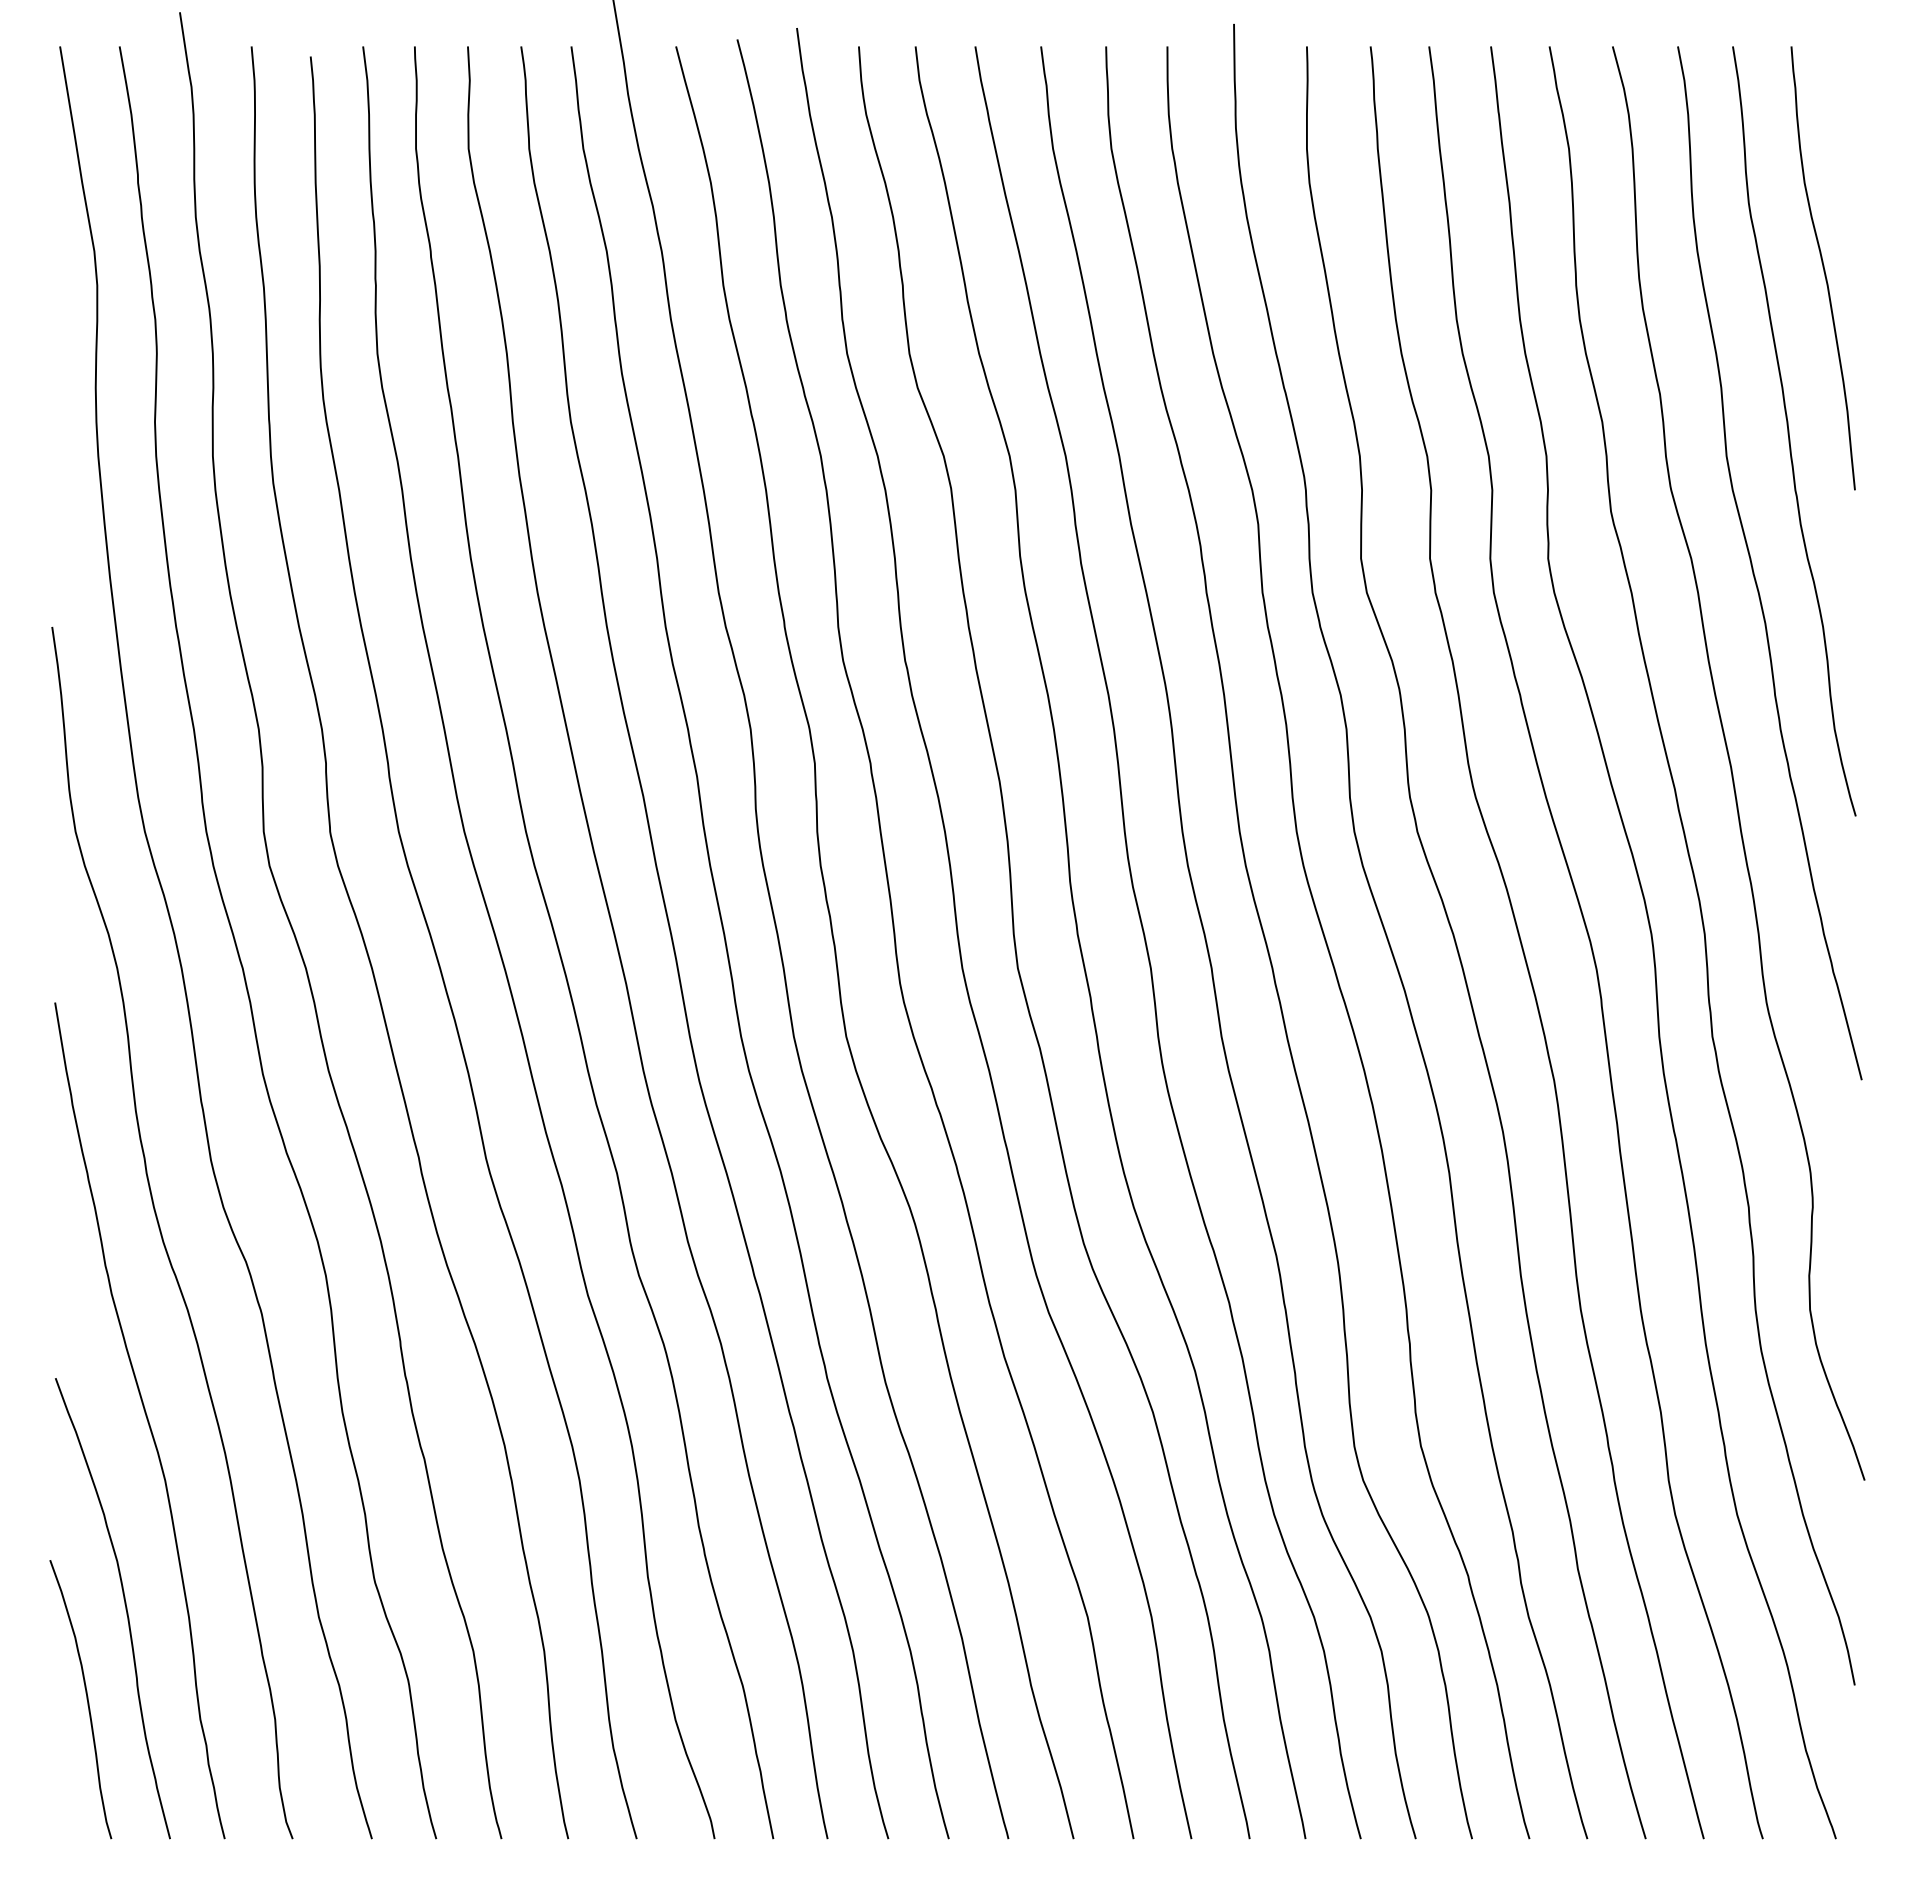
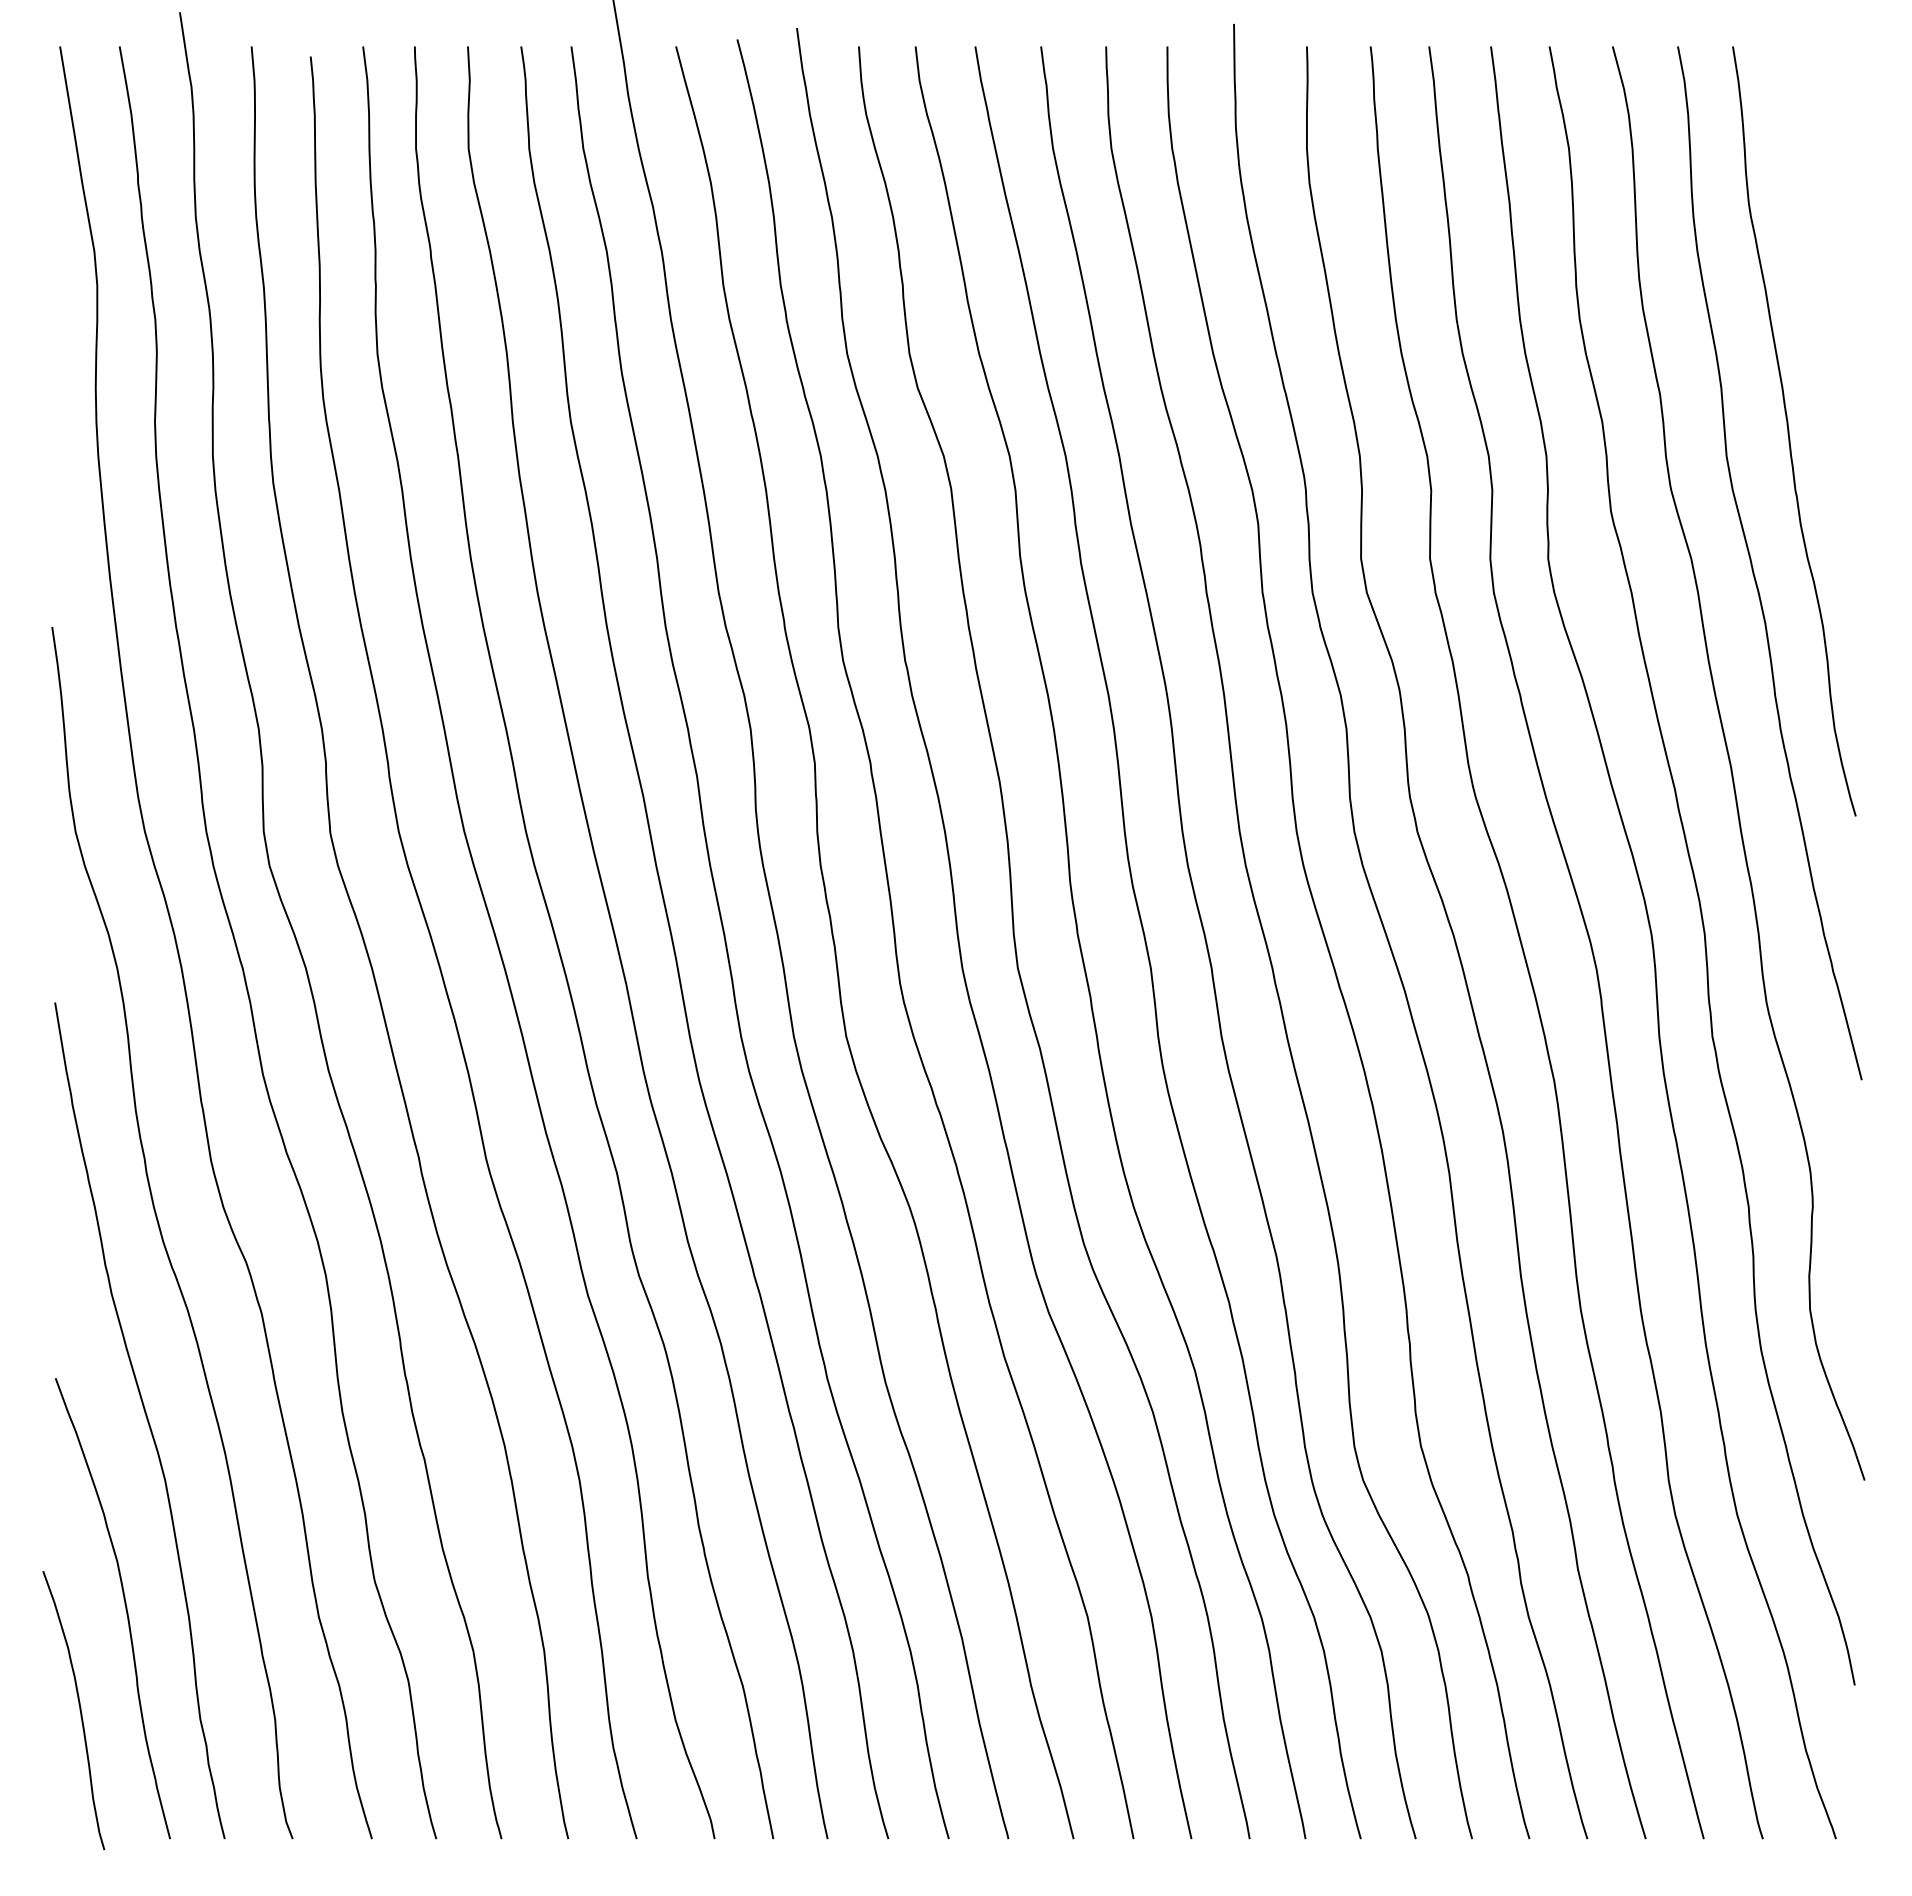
curve: present -> none (1822, 267)
curve position: (86, 1699) -> (79, 1710) (79, 1710)
